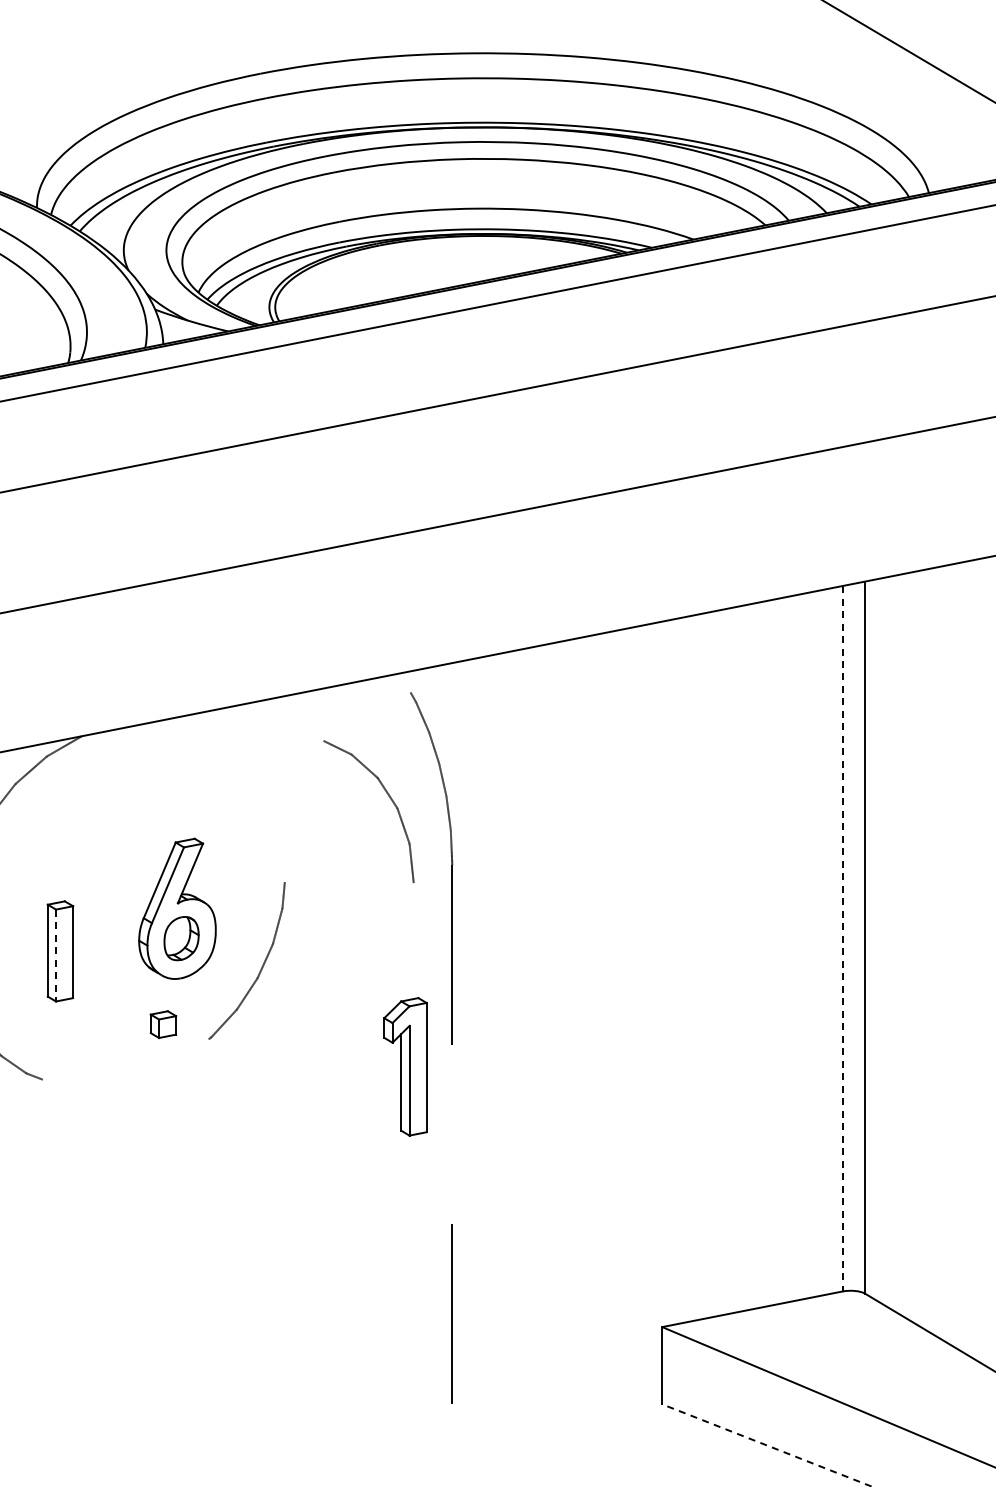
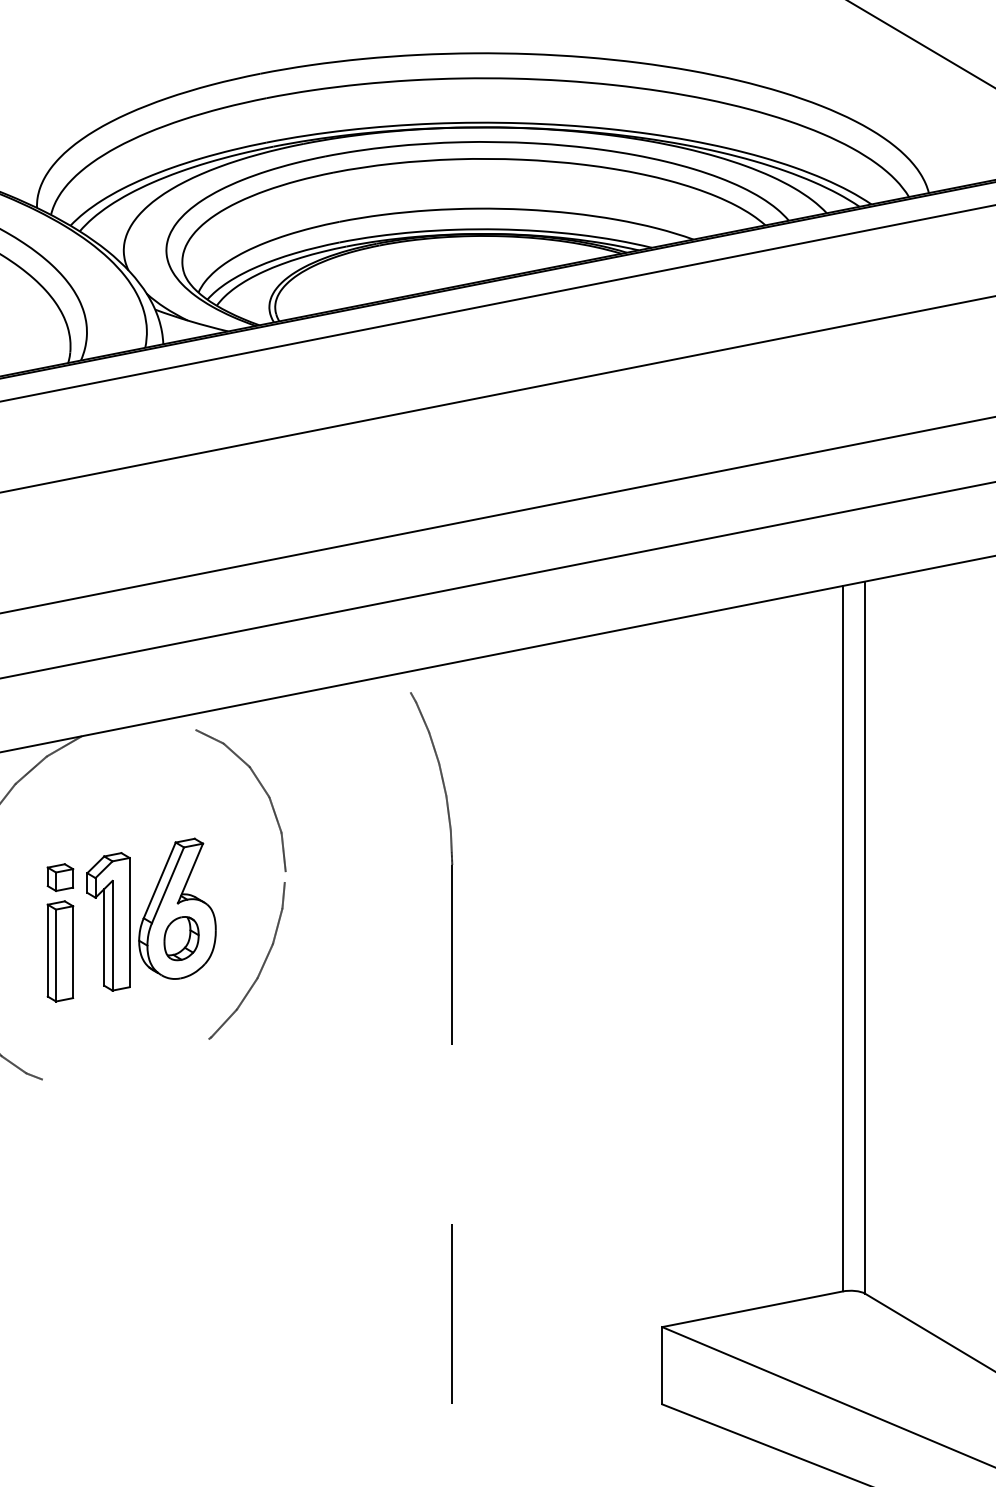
line position: (908, 51) -> (920, 44) (920, 44)
line: none -> present (497, 580)
curve position: (389, 798) -> (261, 787) (261, 787)
line: dashed -> solid (842, 938)
line: dashed -> solid (56, 955)
part position: (163, 1024) -> (60, 877) (60, 877)
part position: (405, 1066) -> (108, 921) (108, 921)
line: dashed -> solid (767, 1445)
